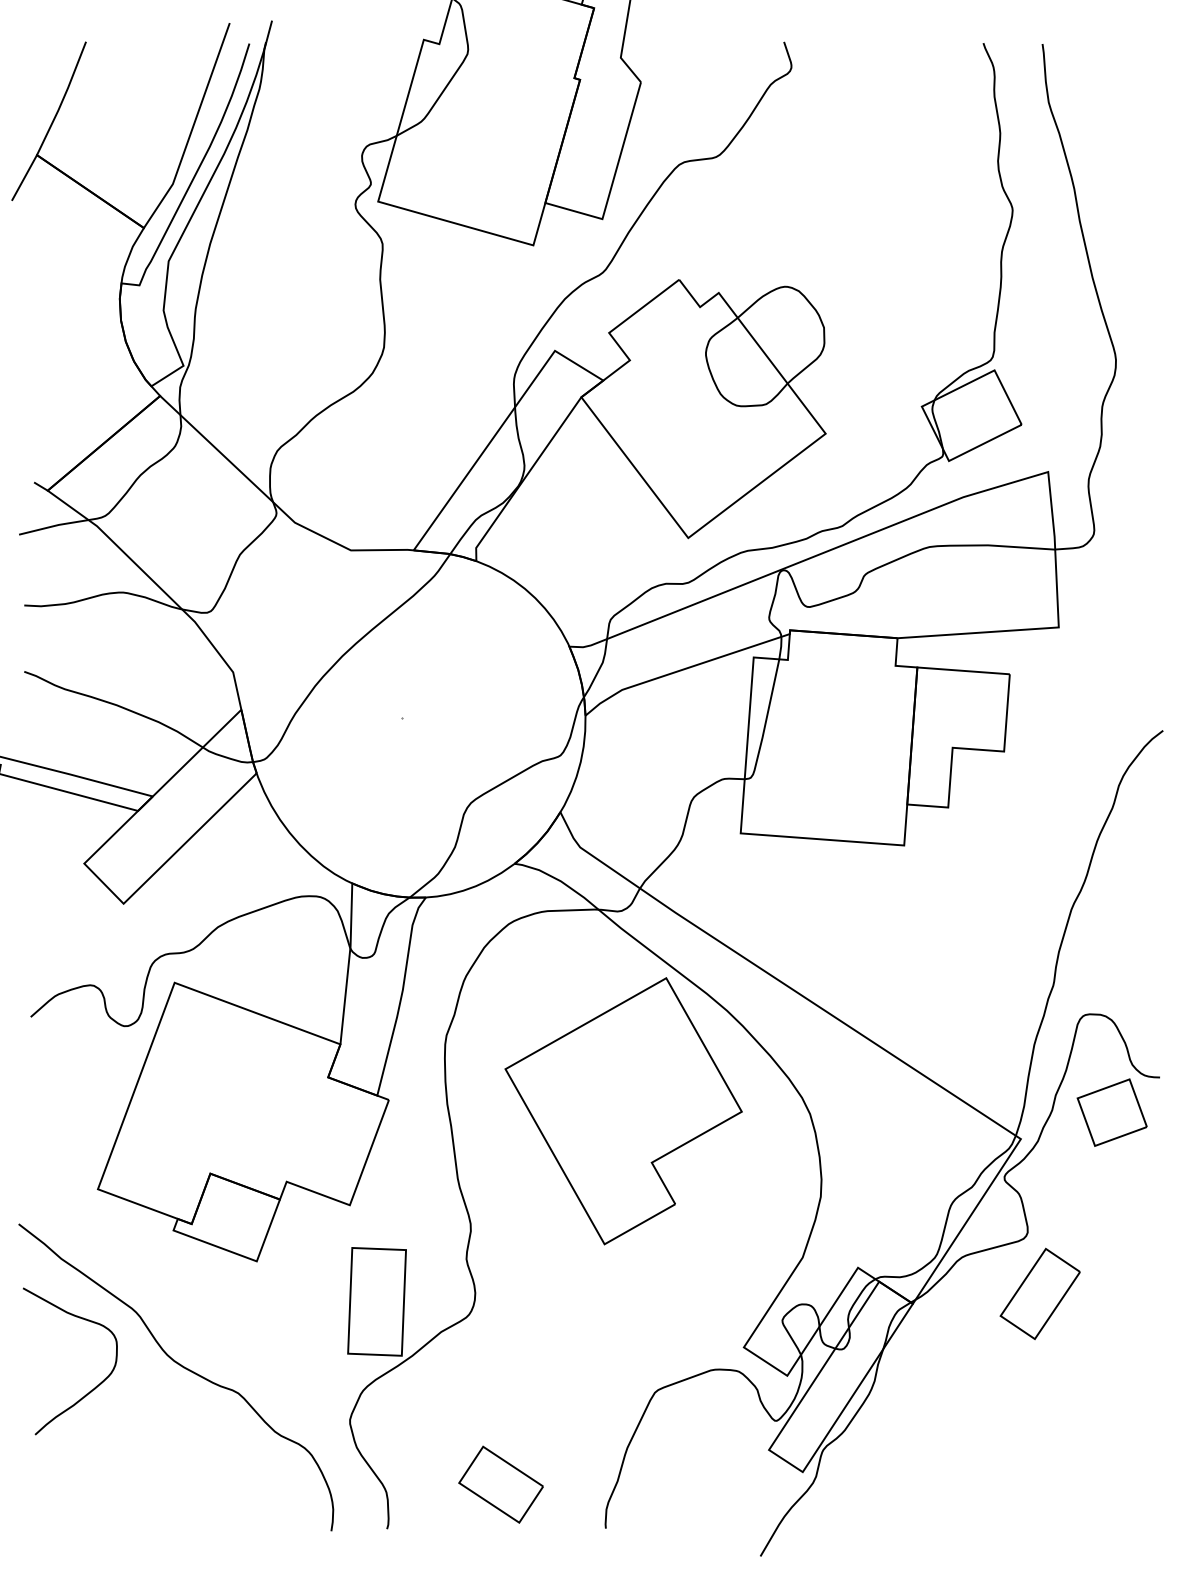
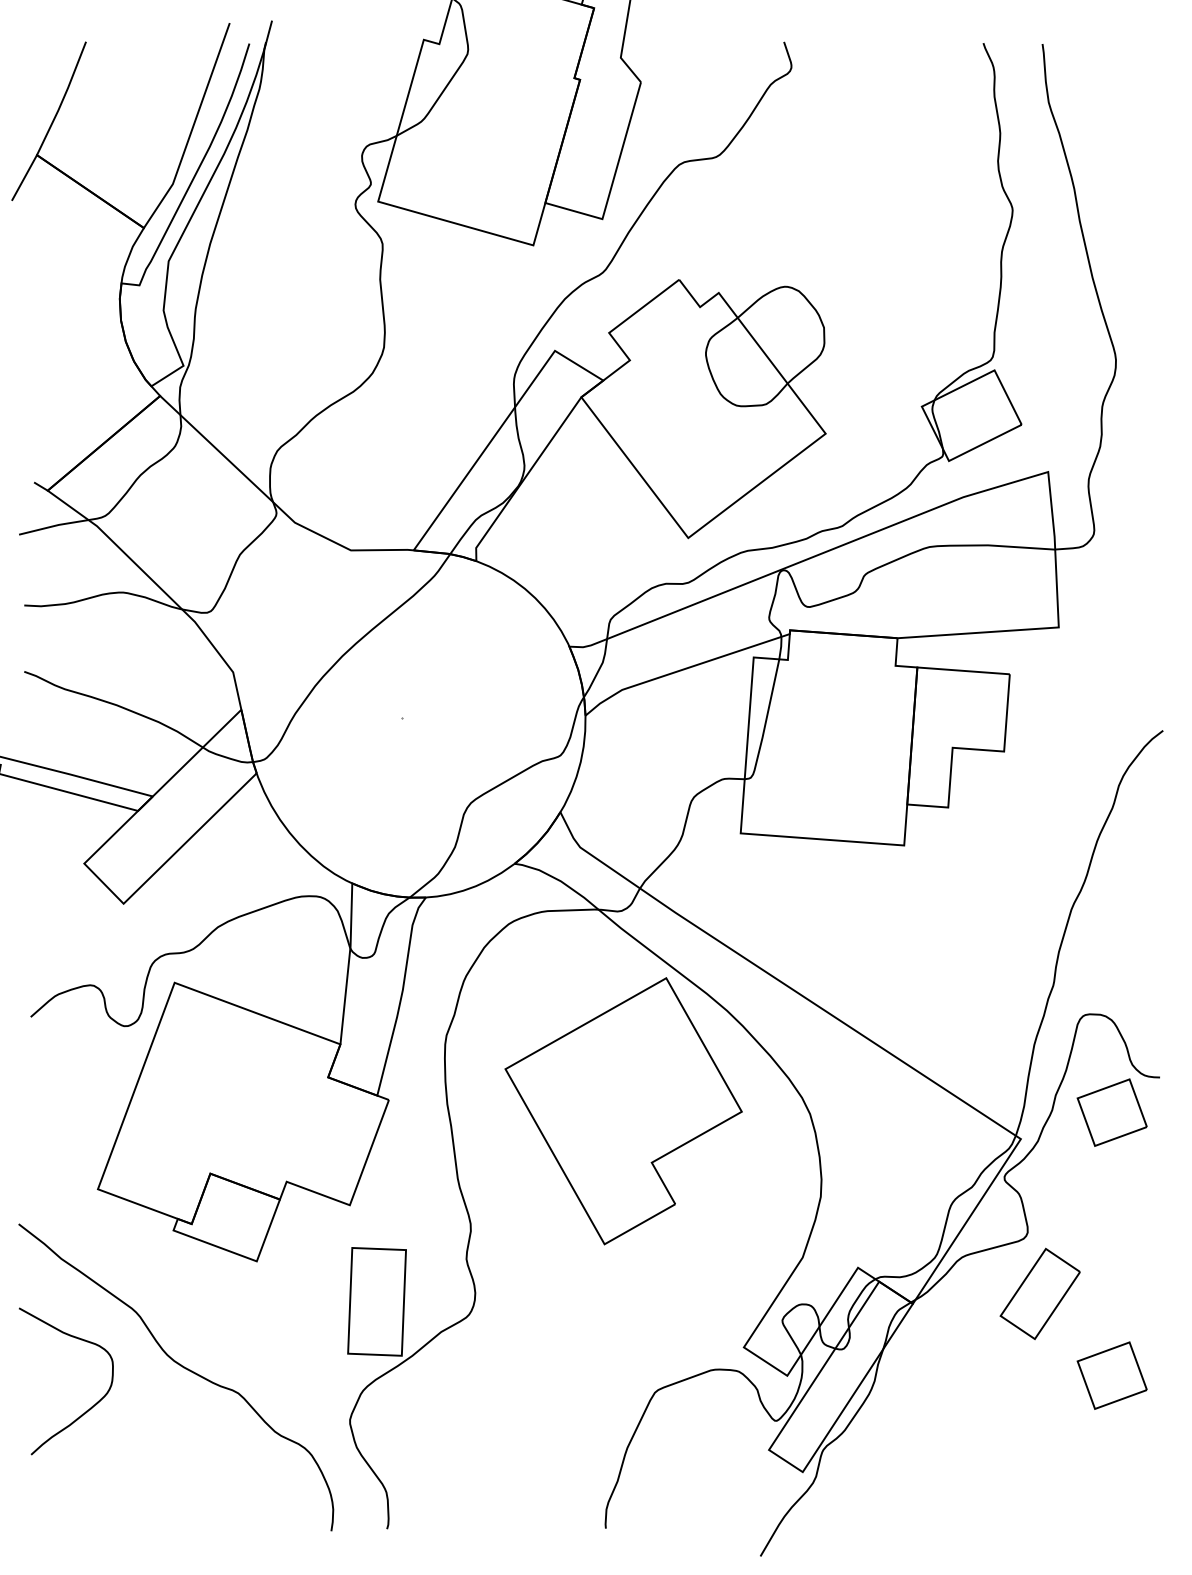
part: none -> present (1111, 1375)
curve position: (90, 1390) -> (86, 1410) (86, 1410)
part: present -> none (500, 1484)
